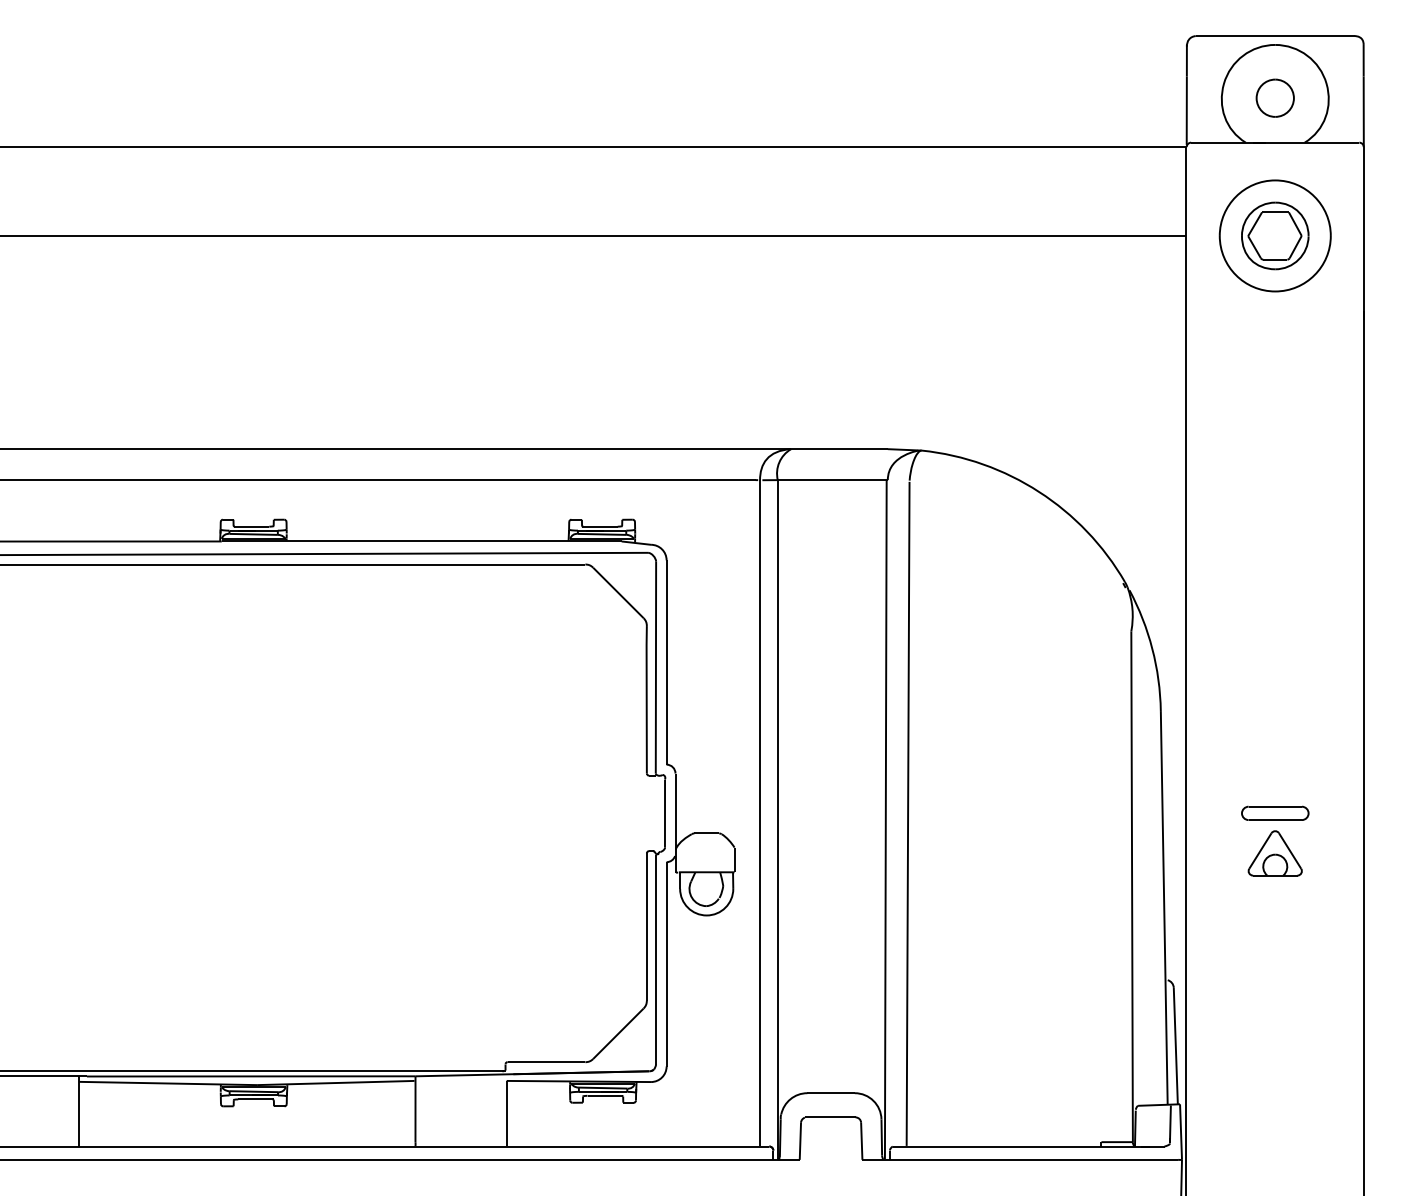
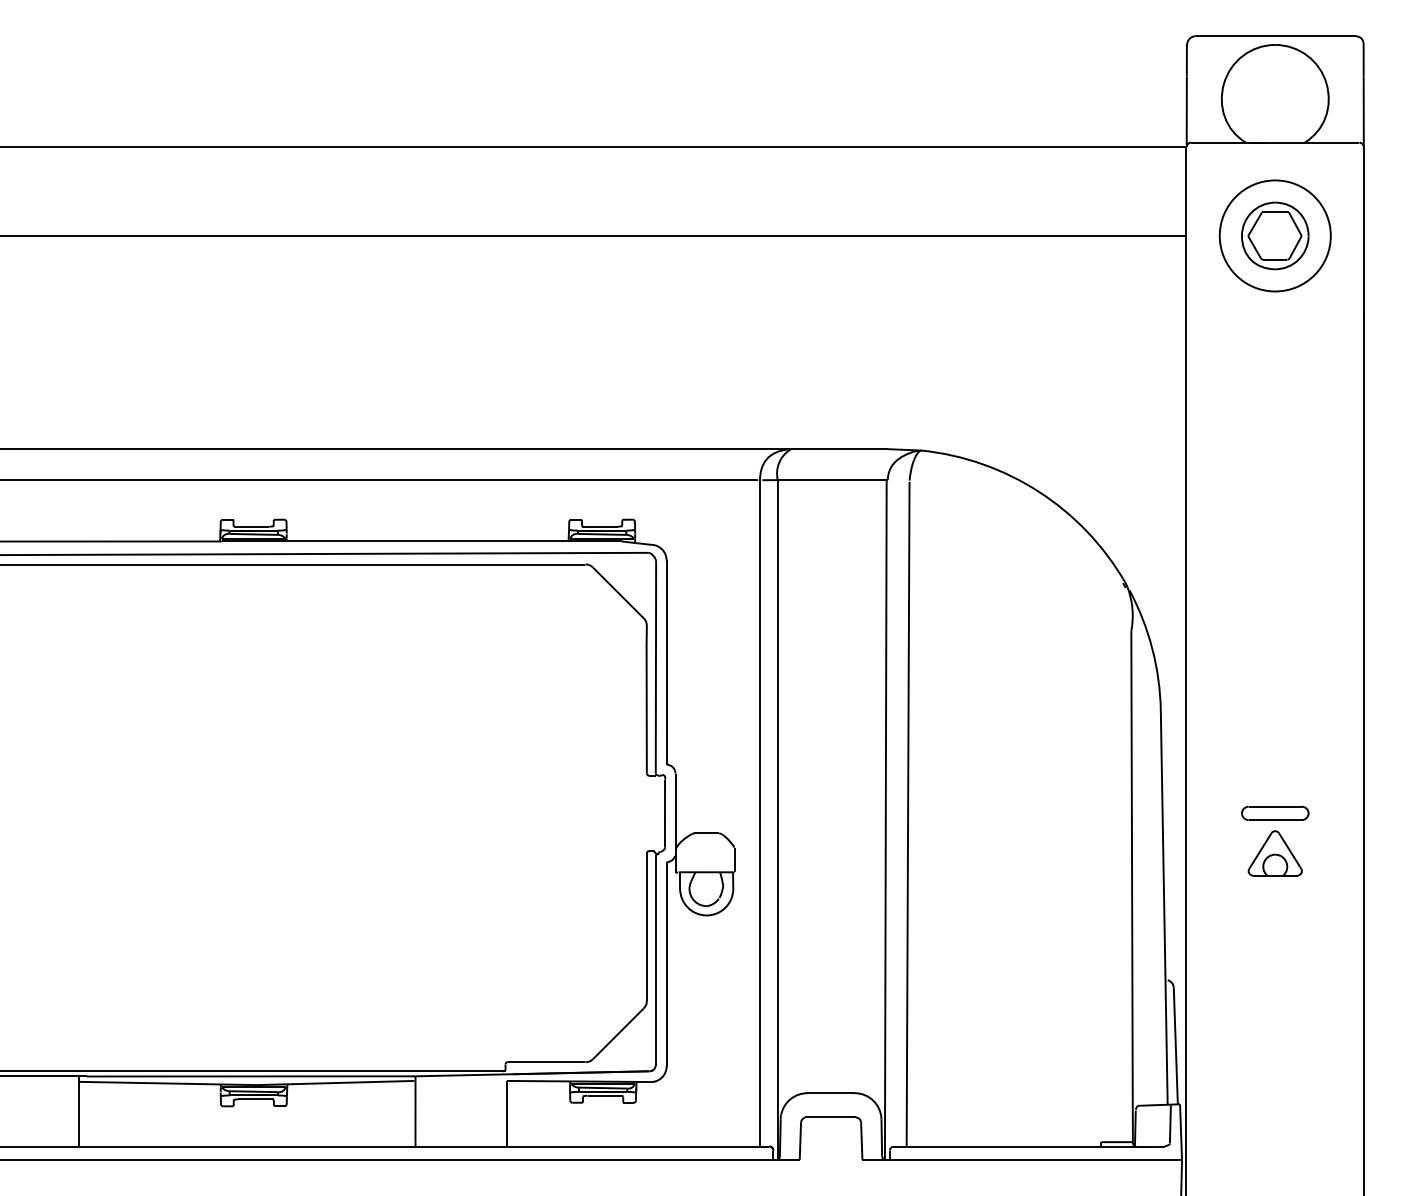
part: present -> none (1274, 97)
